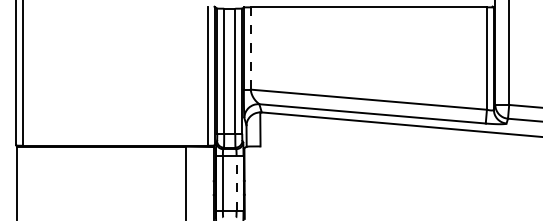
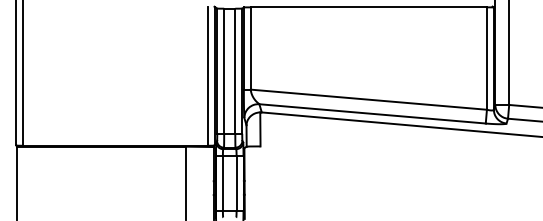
line: dashed -> solid (250, 48)
line: dashed -> solid (236, 182)
